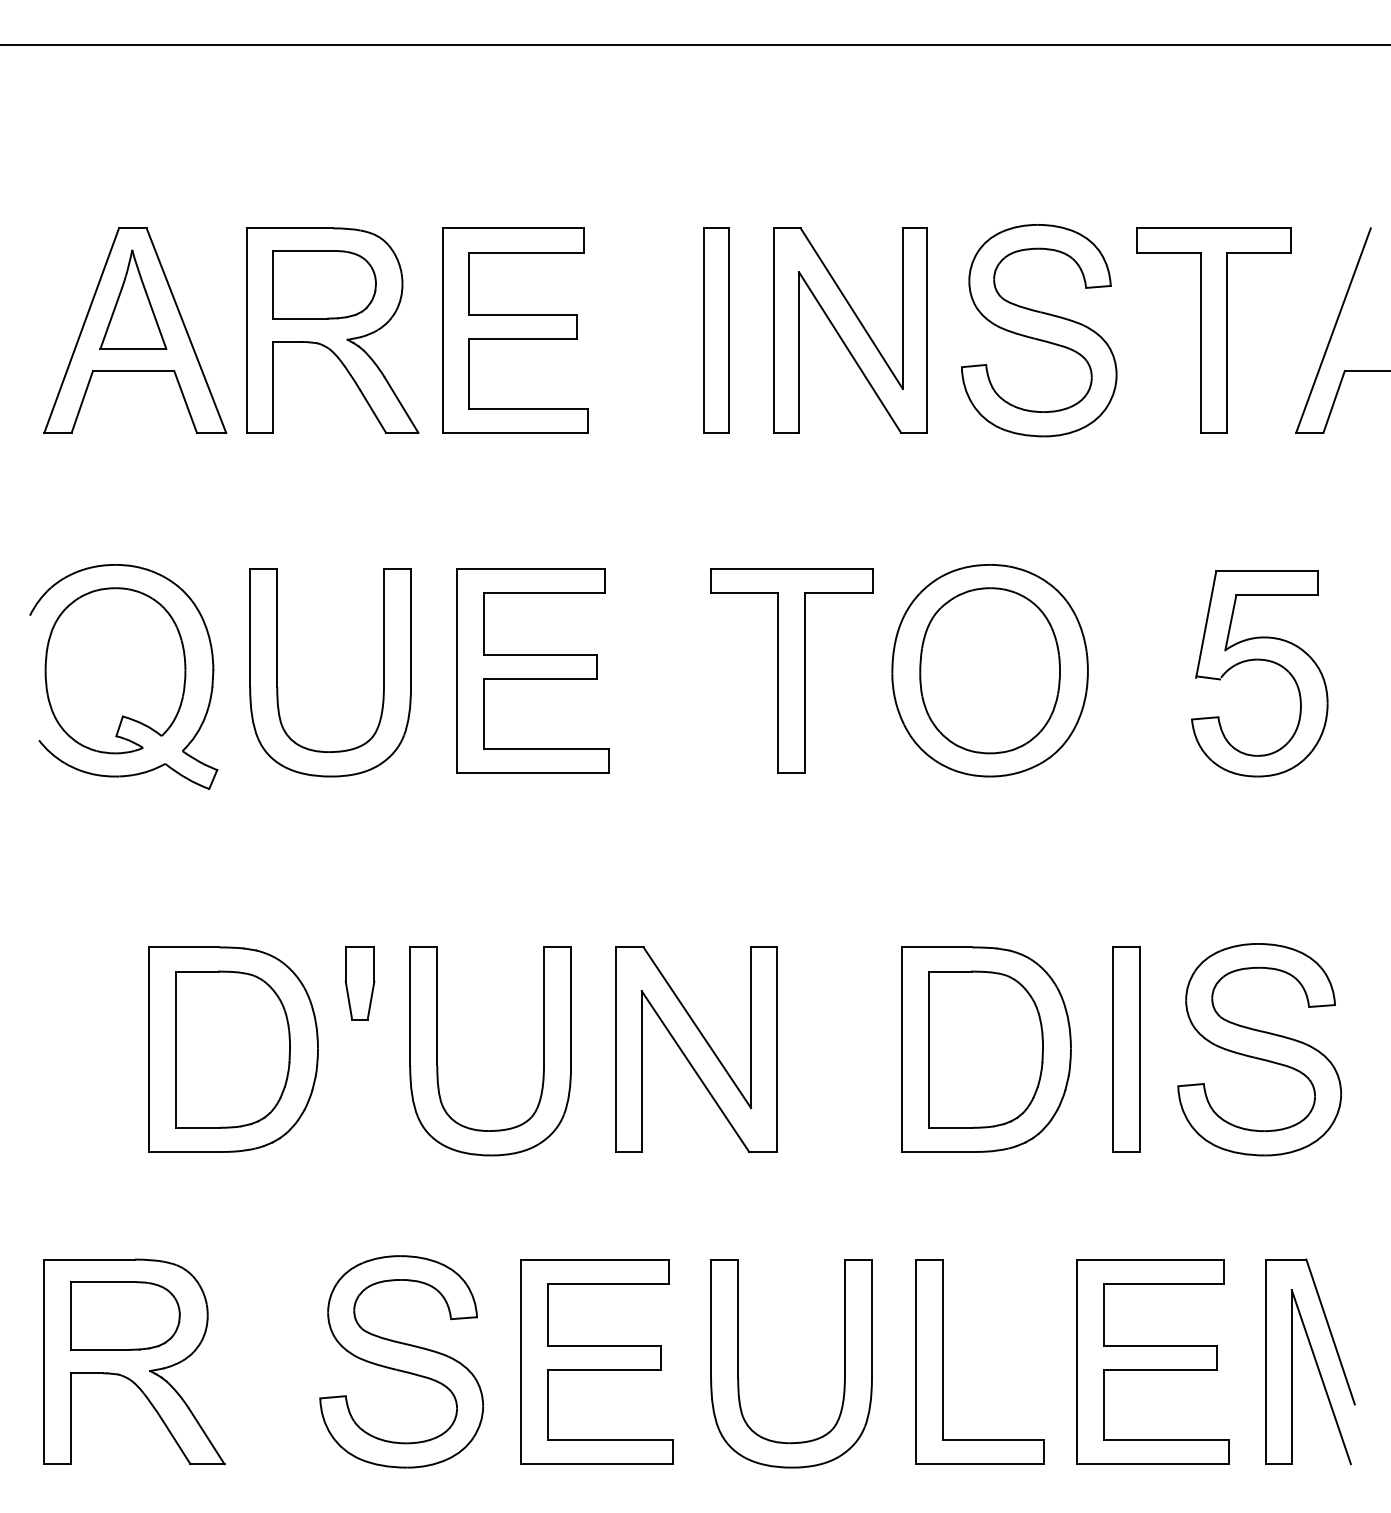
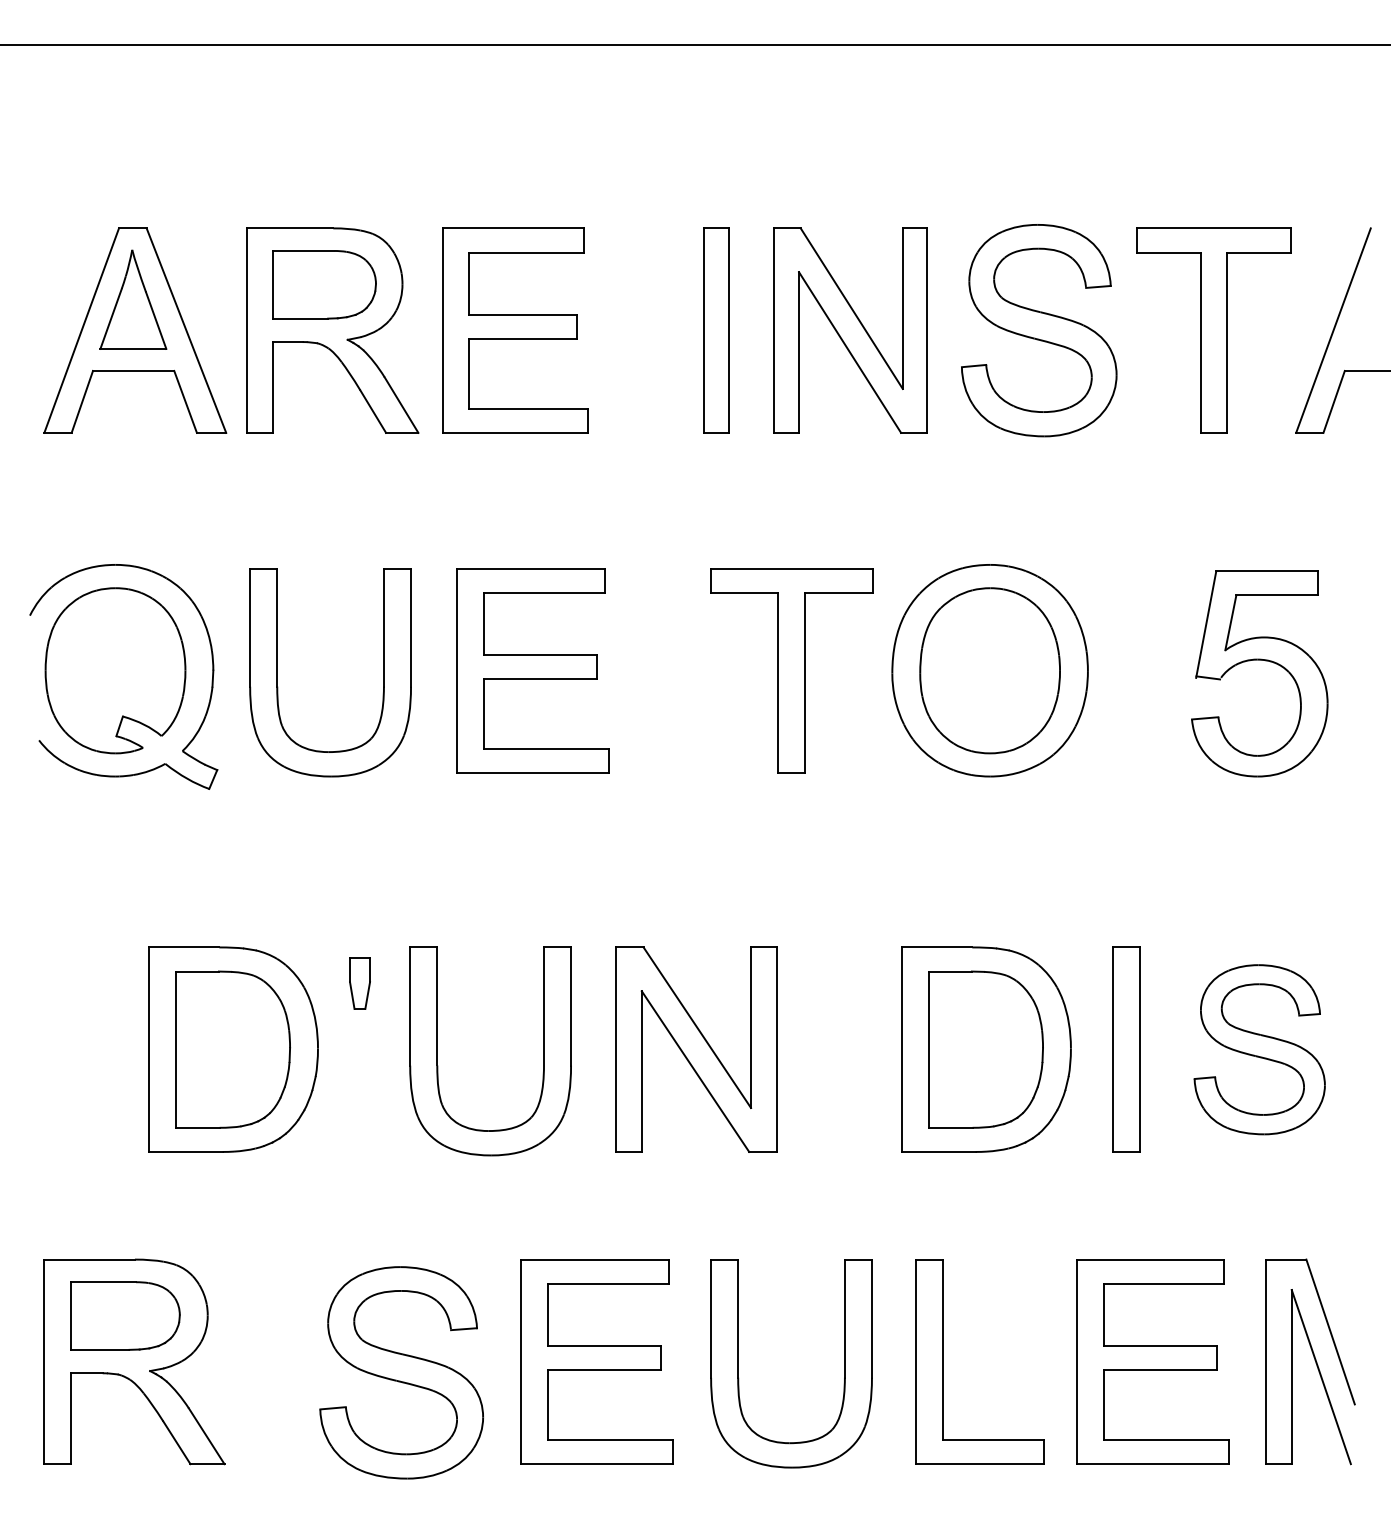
part size: 32x75 px -> 22x53 px (359, 983)
part size: 166x214 px -> 133x172 px (1259, 1049)
part position: (401, 1361) -> (401, 1372) (401, 1372)
